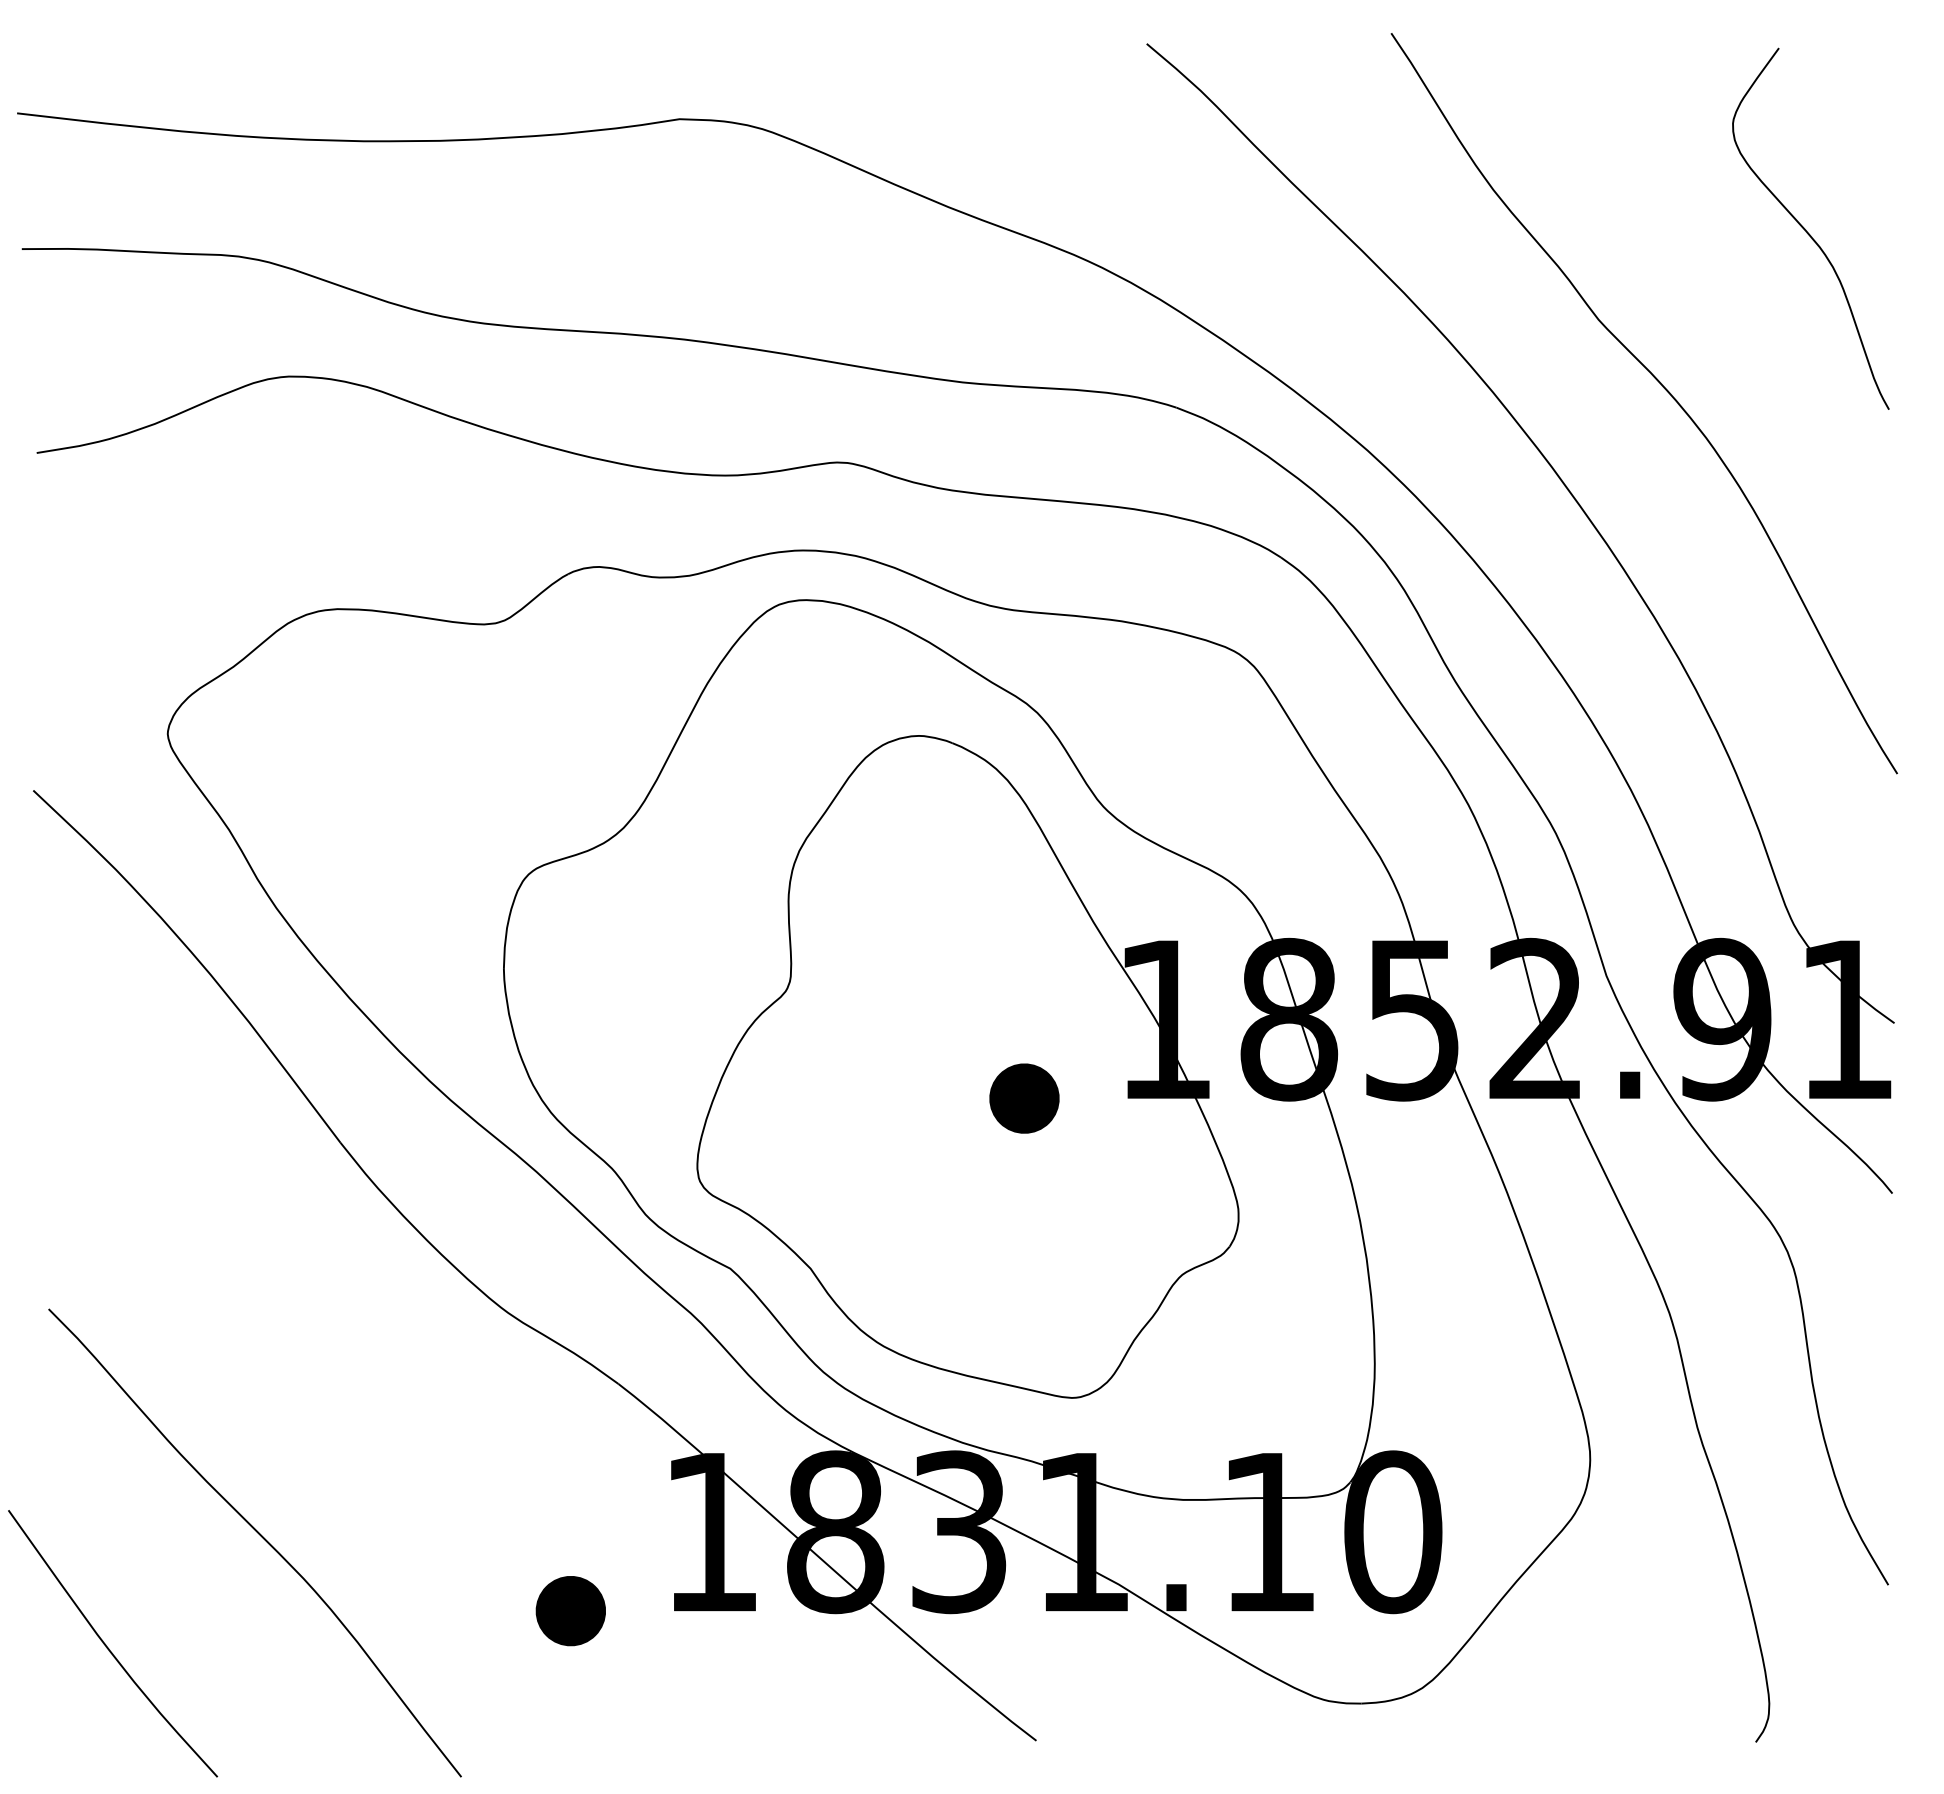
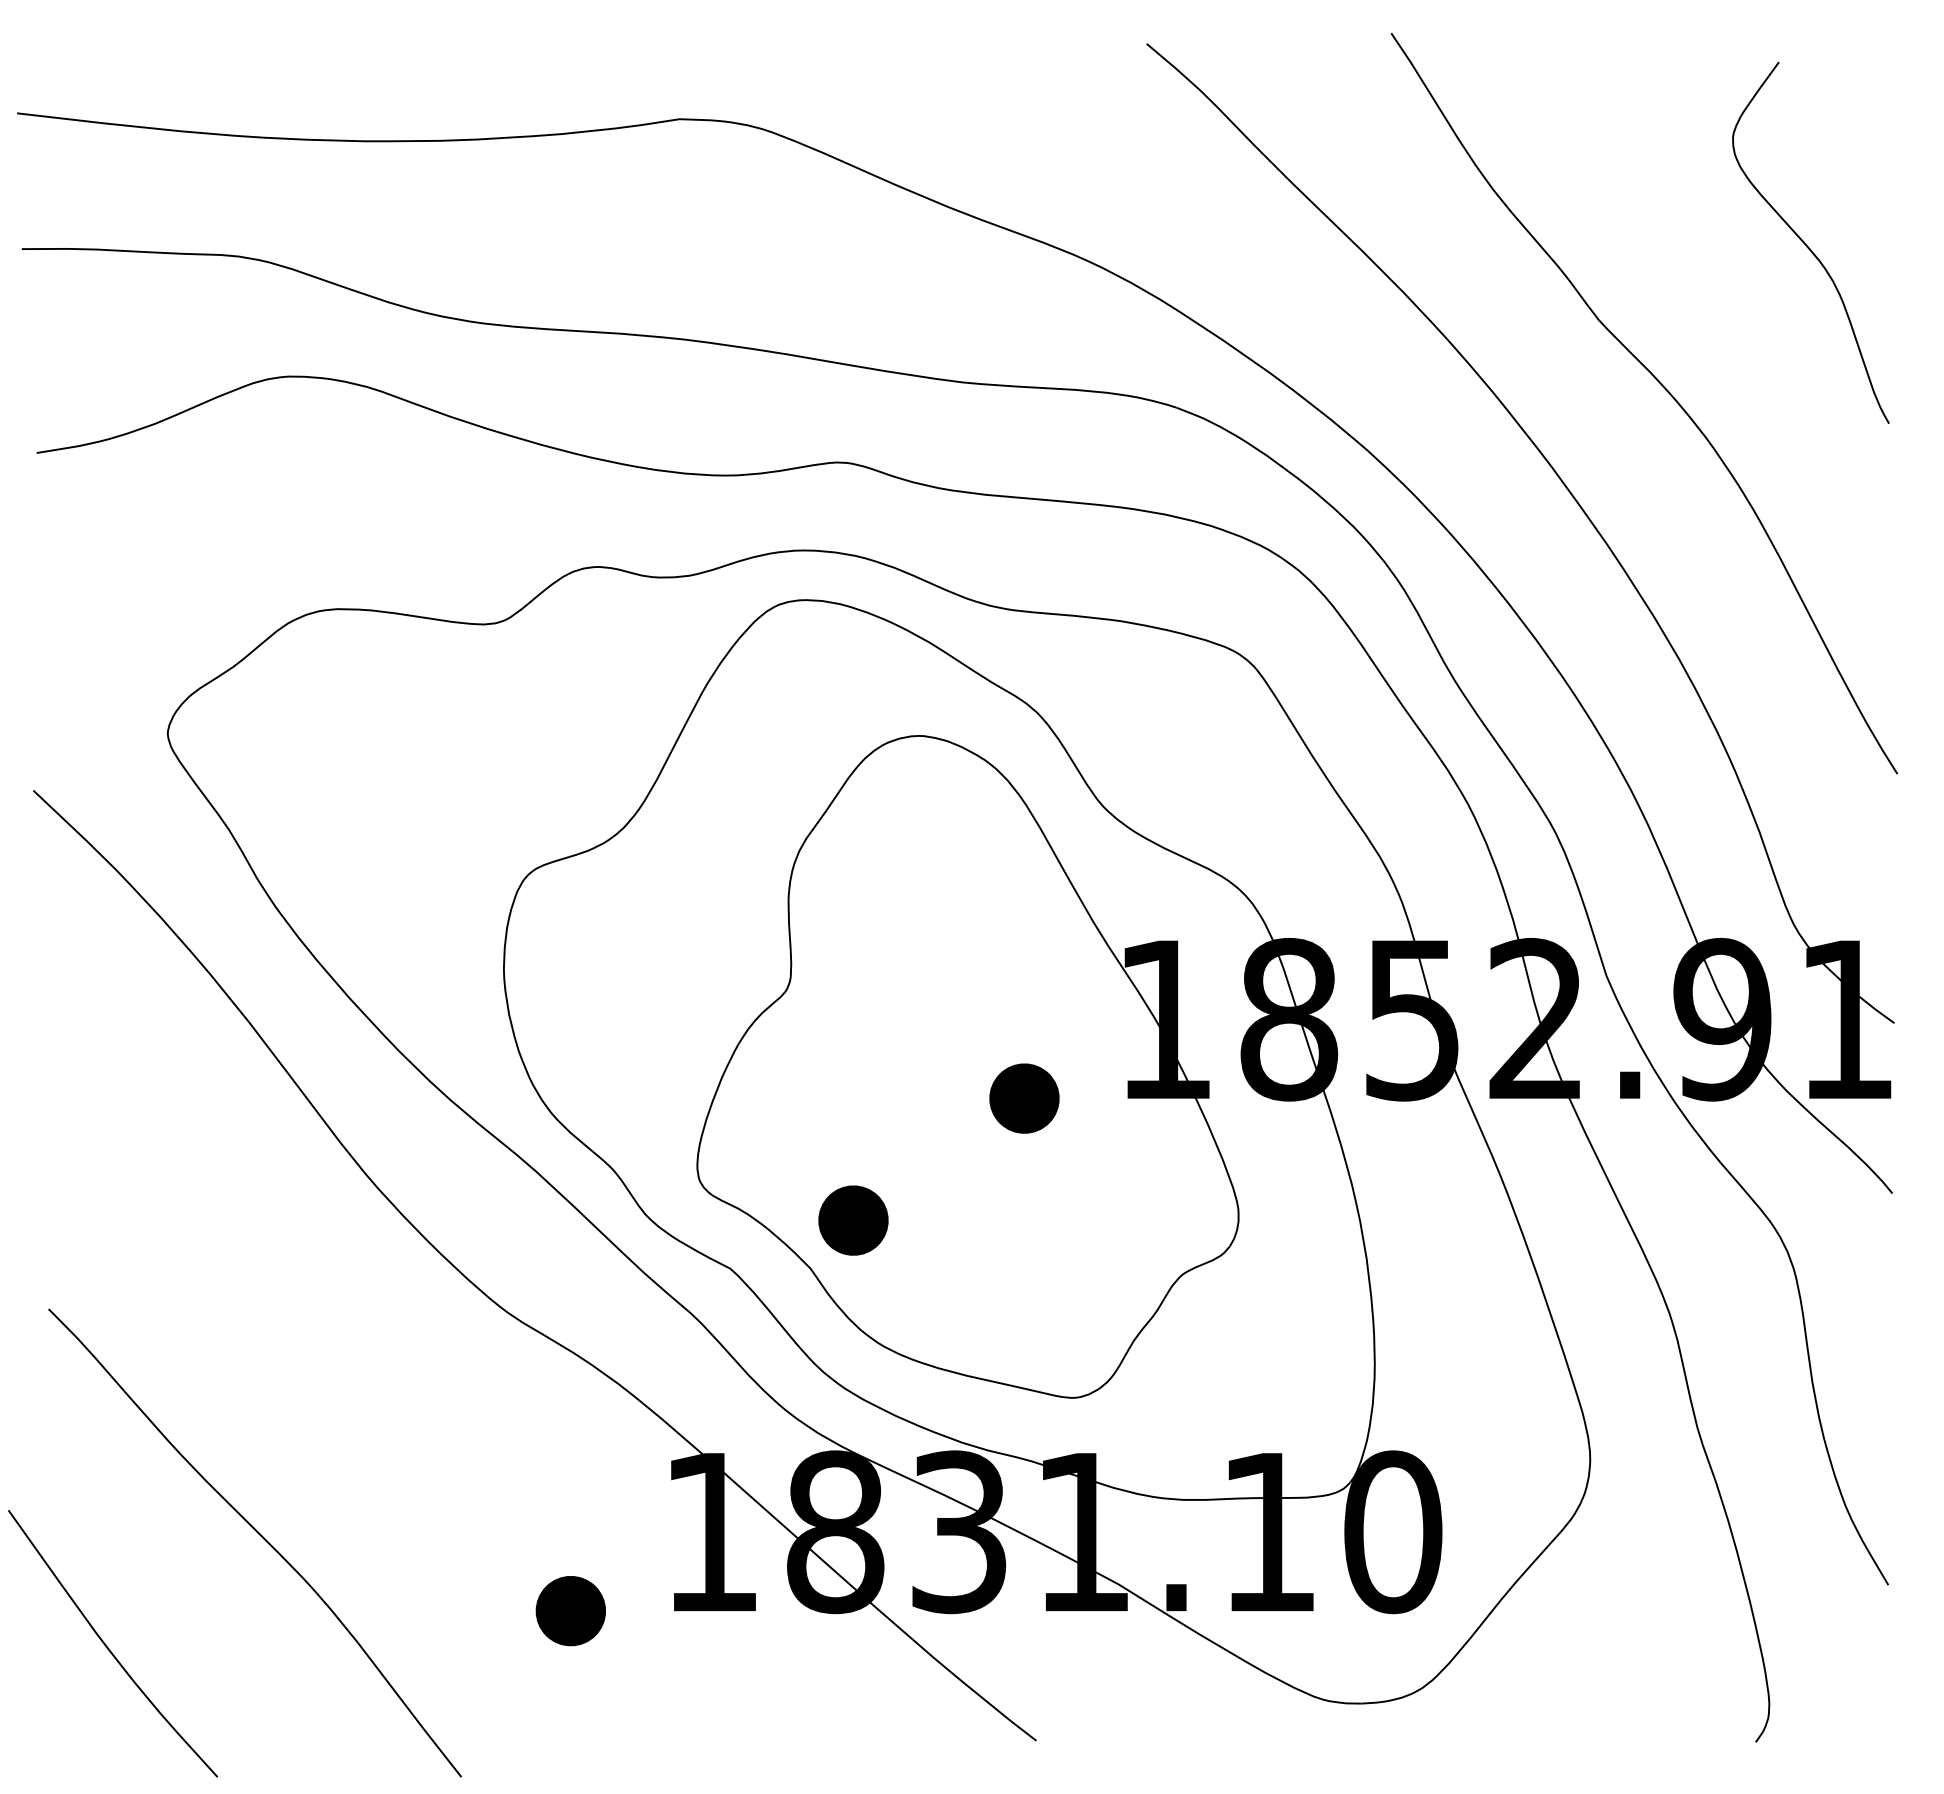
curve position: (1807, 231) -> (1807, 245) (1807, 245)
part: none -> present (853, 1220)
